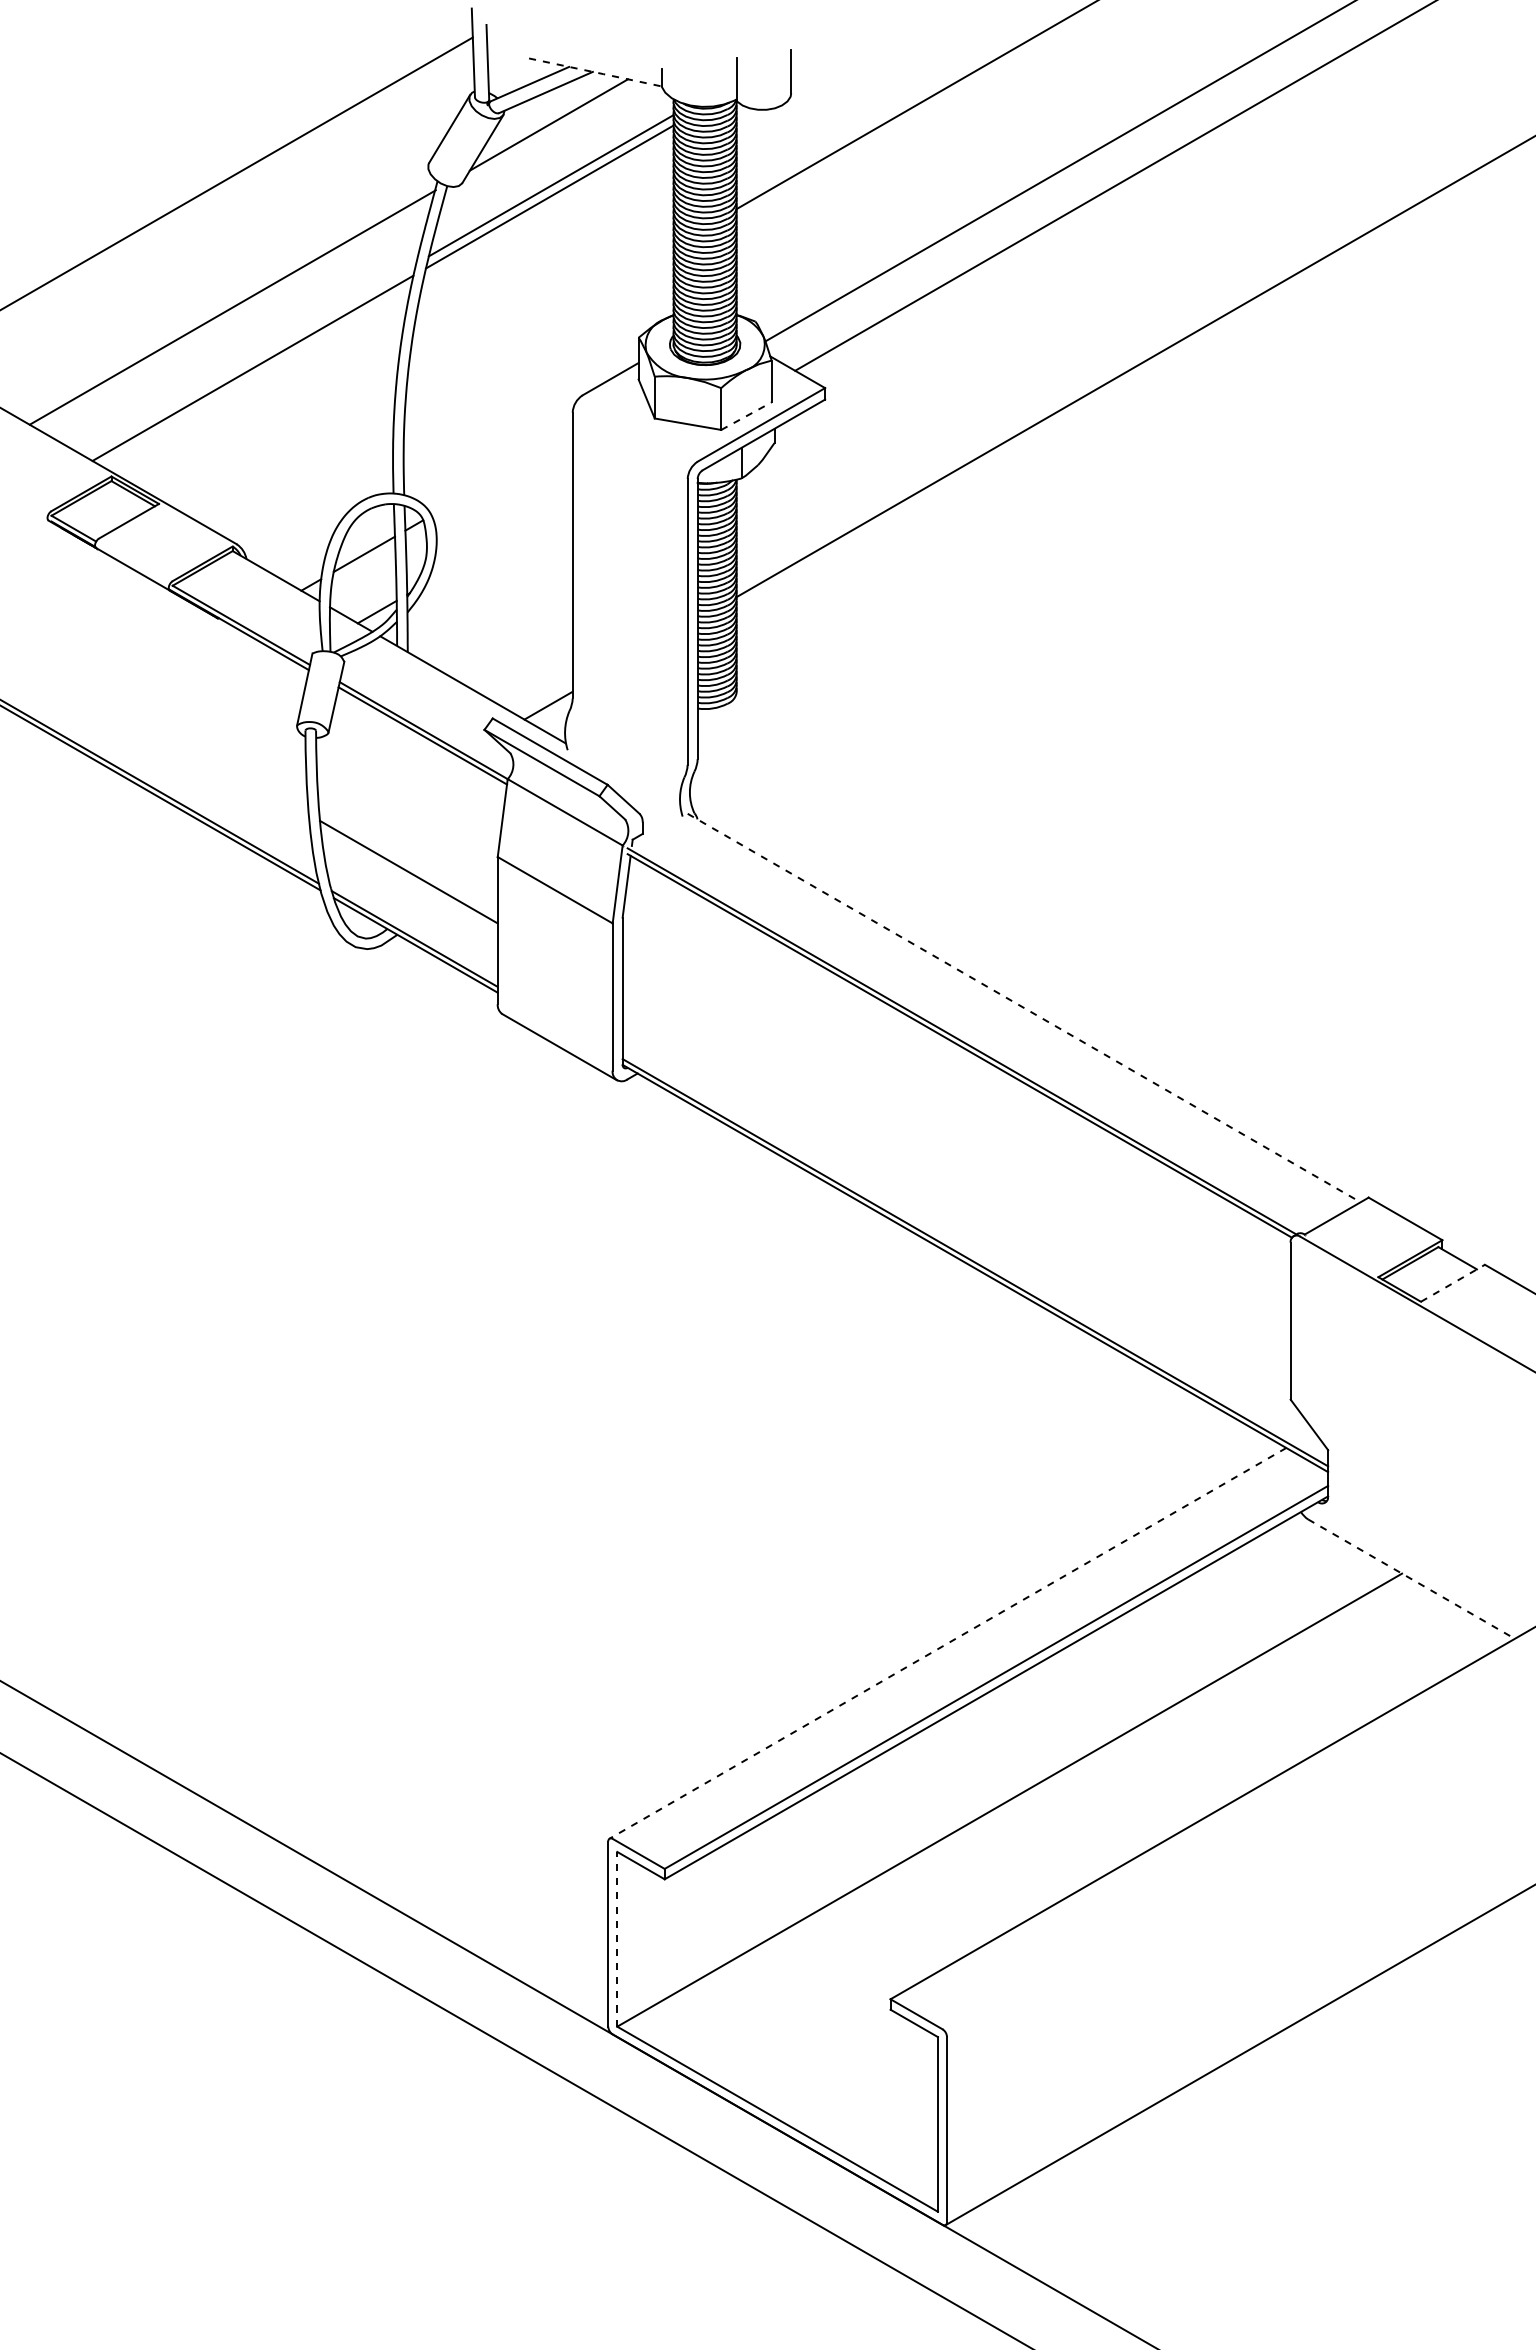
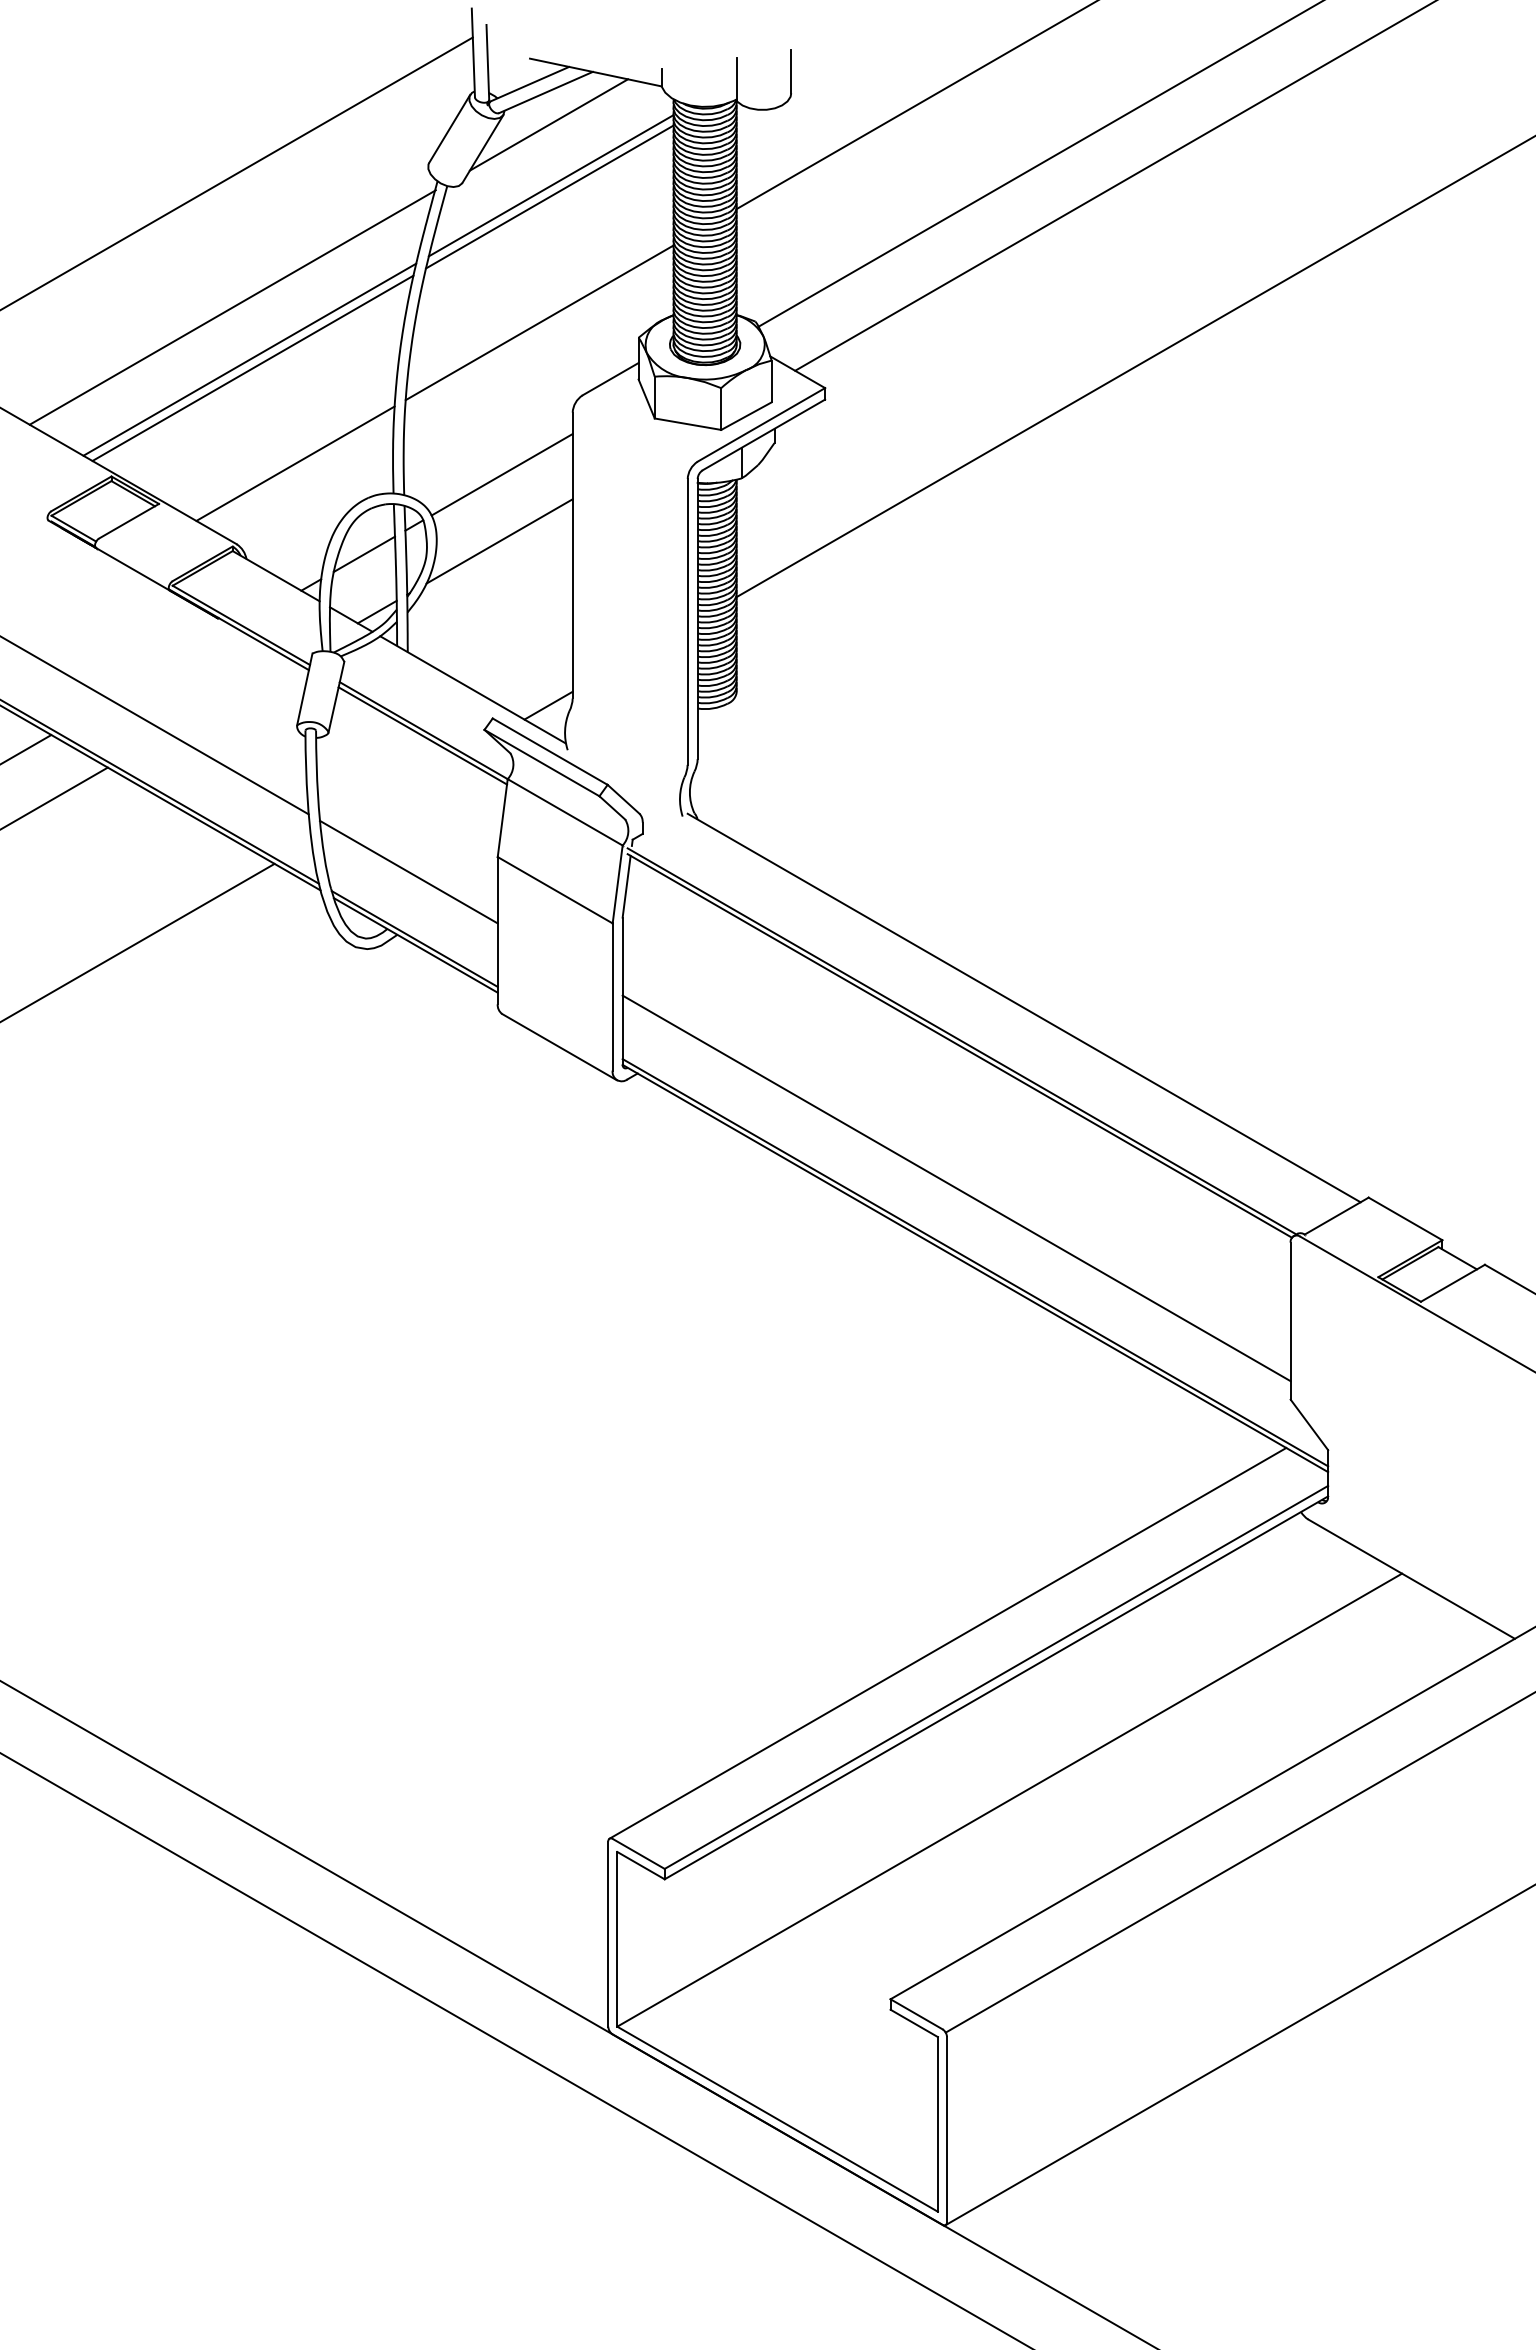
line: dashed -> solid (596, 72)
line position: (1059, 171) -> (1039, 164) (1039, 164)
line: none -> present (539, 322)
line: none -> present (249, 359)
line: dashed -> solid (746, 416)
line: none -> present (295, 463)
line: none -> present (501, 474)
line: none -> present (499, 541)
line: none -> present (155, 725)
line: none -> present (26, 749)
line: none -> present (54, 797)
line: none -> present (138, 941)
line: dashed -> solid (1024, 1008)
line: none -> present (956, 1188)
line: dashed -> solid (1452, 1283)
line: dashed -> solid (1411, 1579)
line: dashed -> solid (948, 1643)
line: none -> present (1238, 1863)
line: dashed -> solid (617, 1938)
